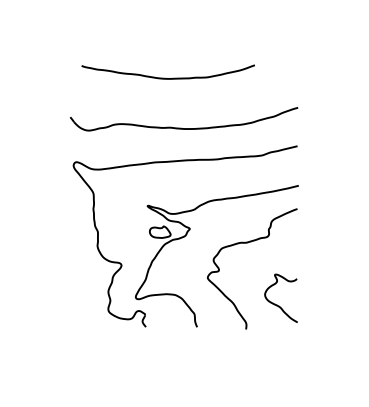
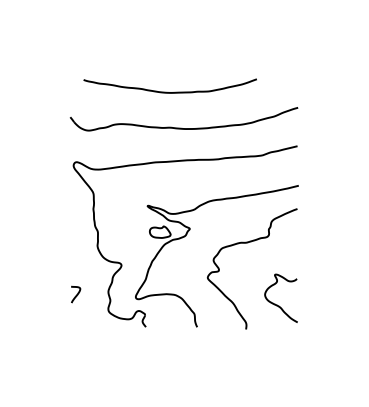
curve position: (165, 77) -> (167, 91) (167, 91)
curve: none -> present (76, 294)
